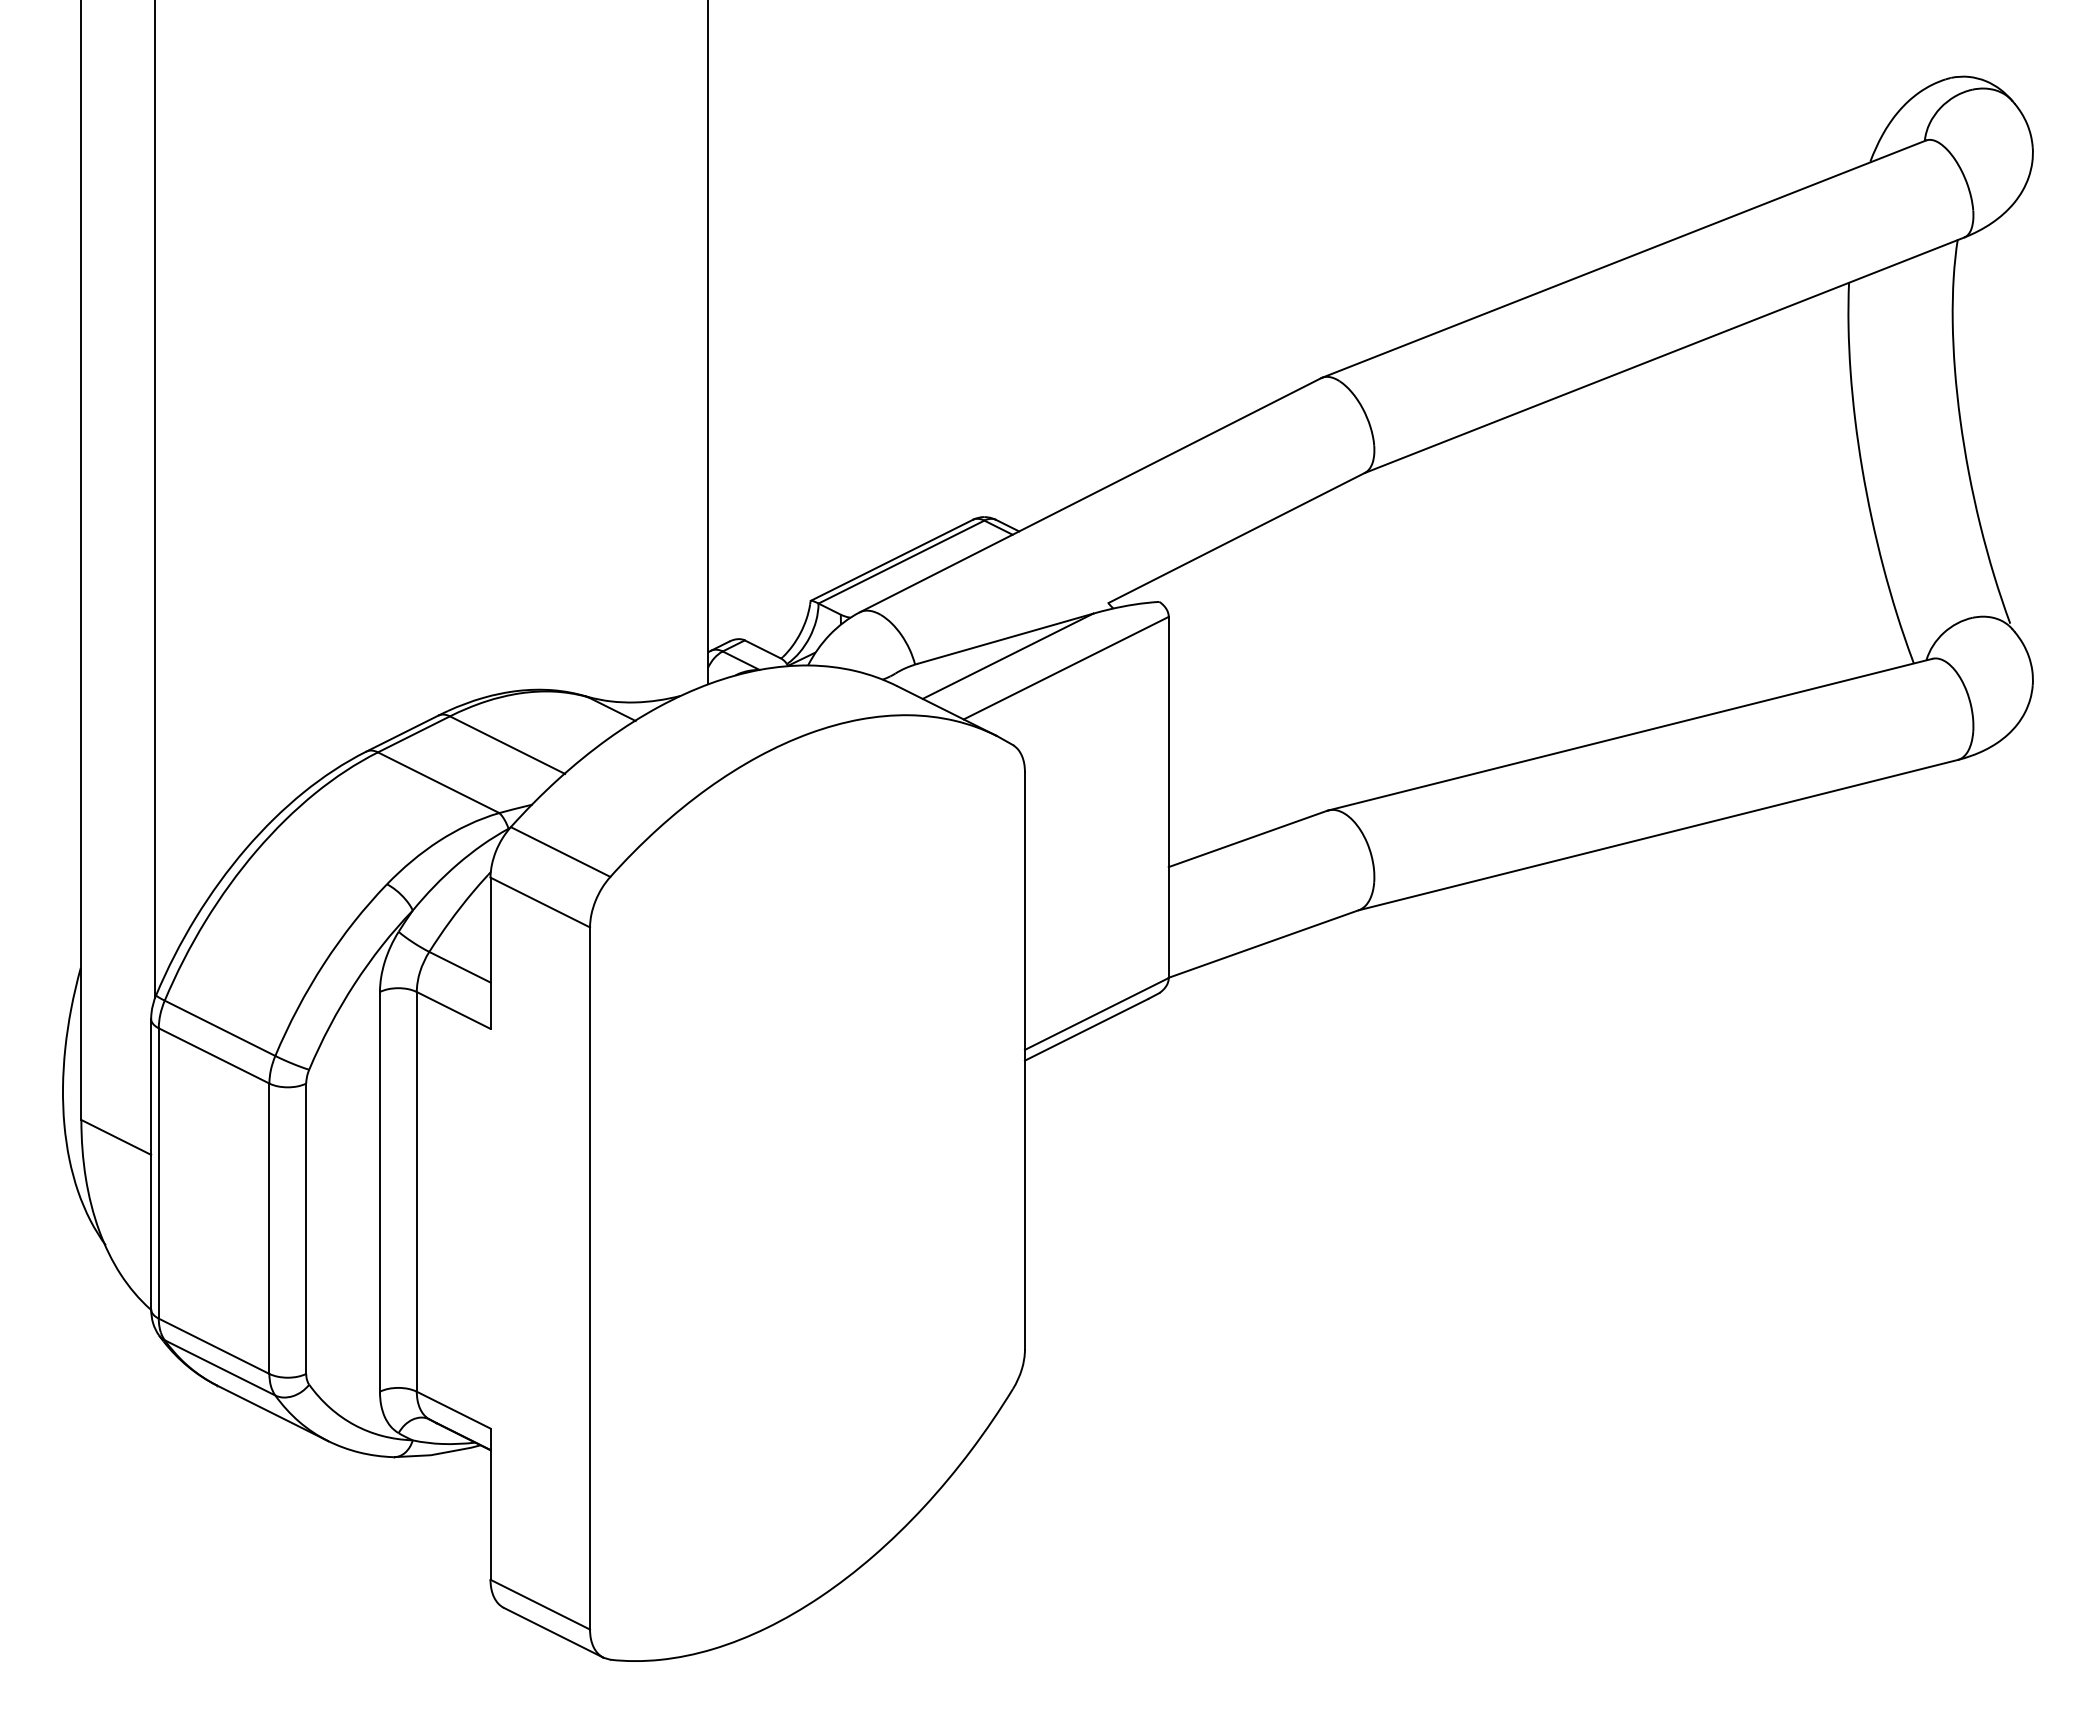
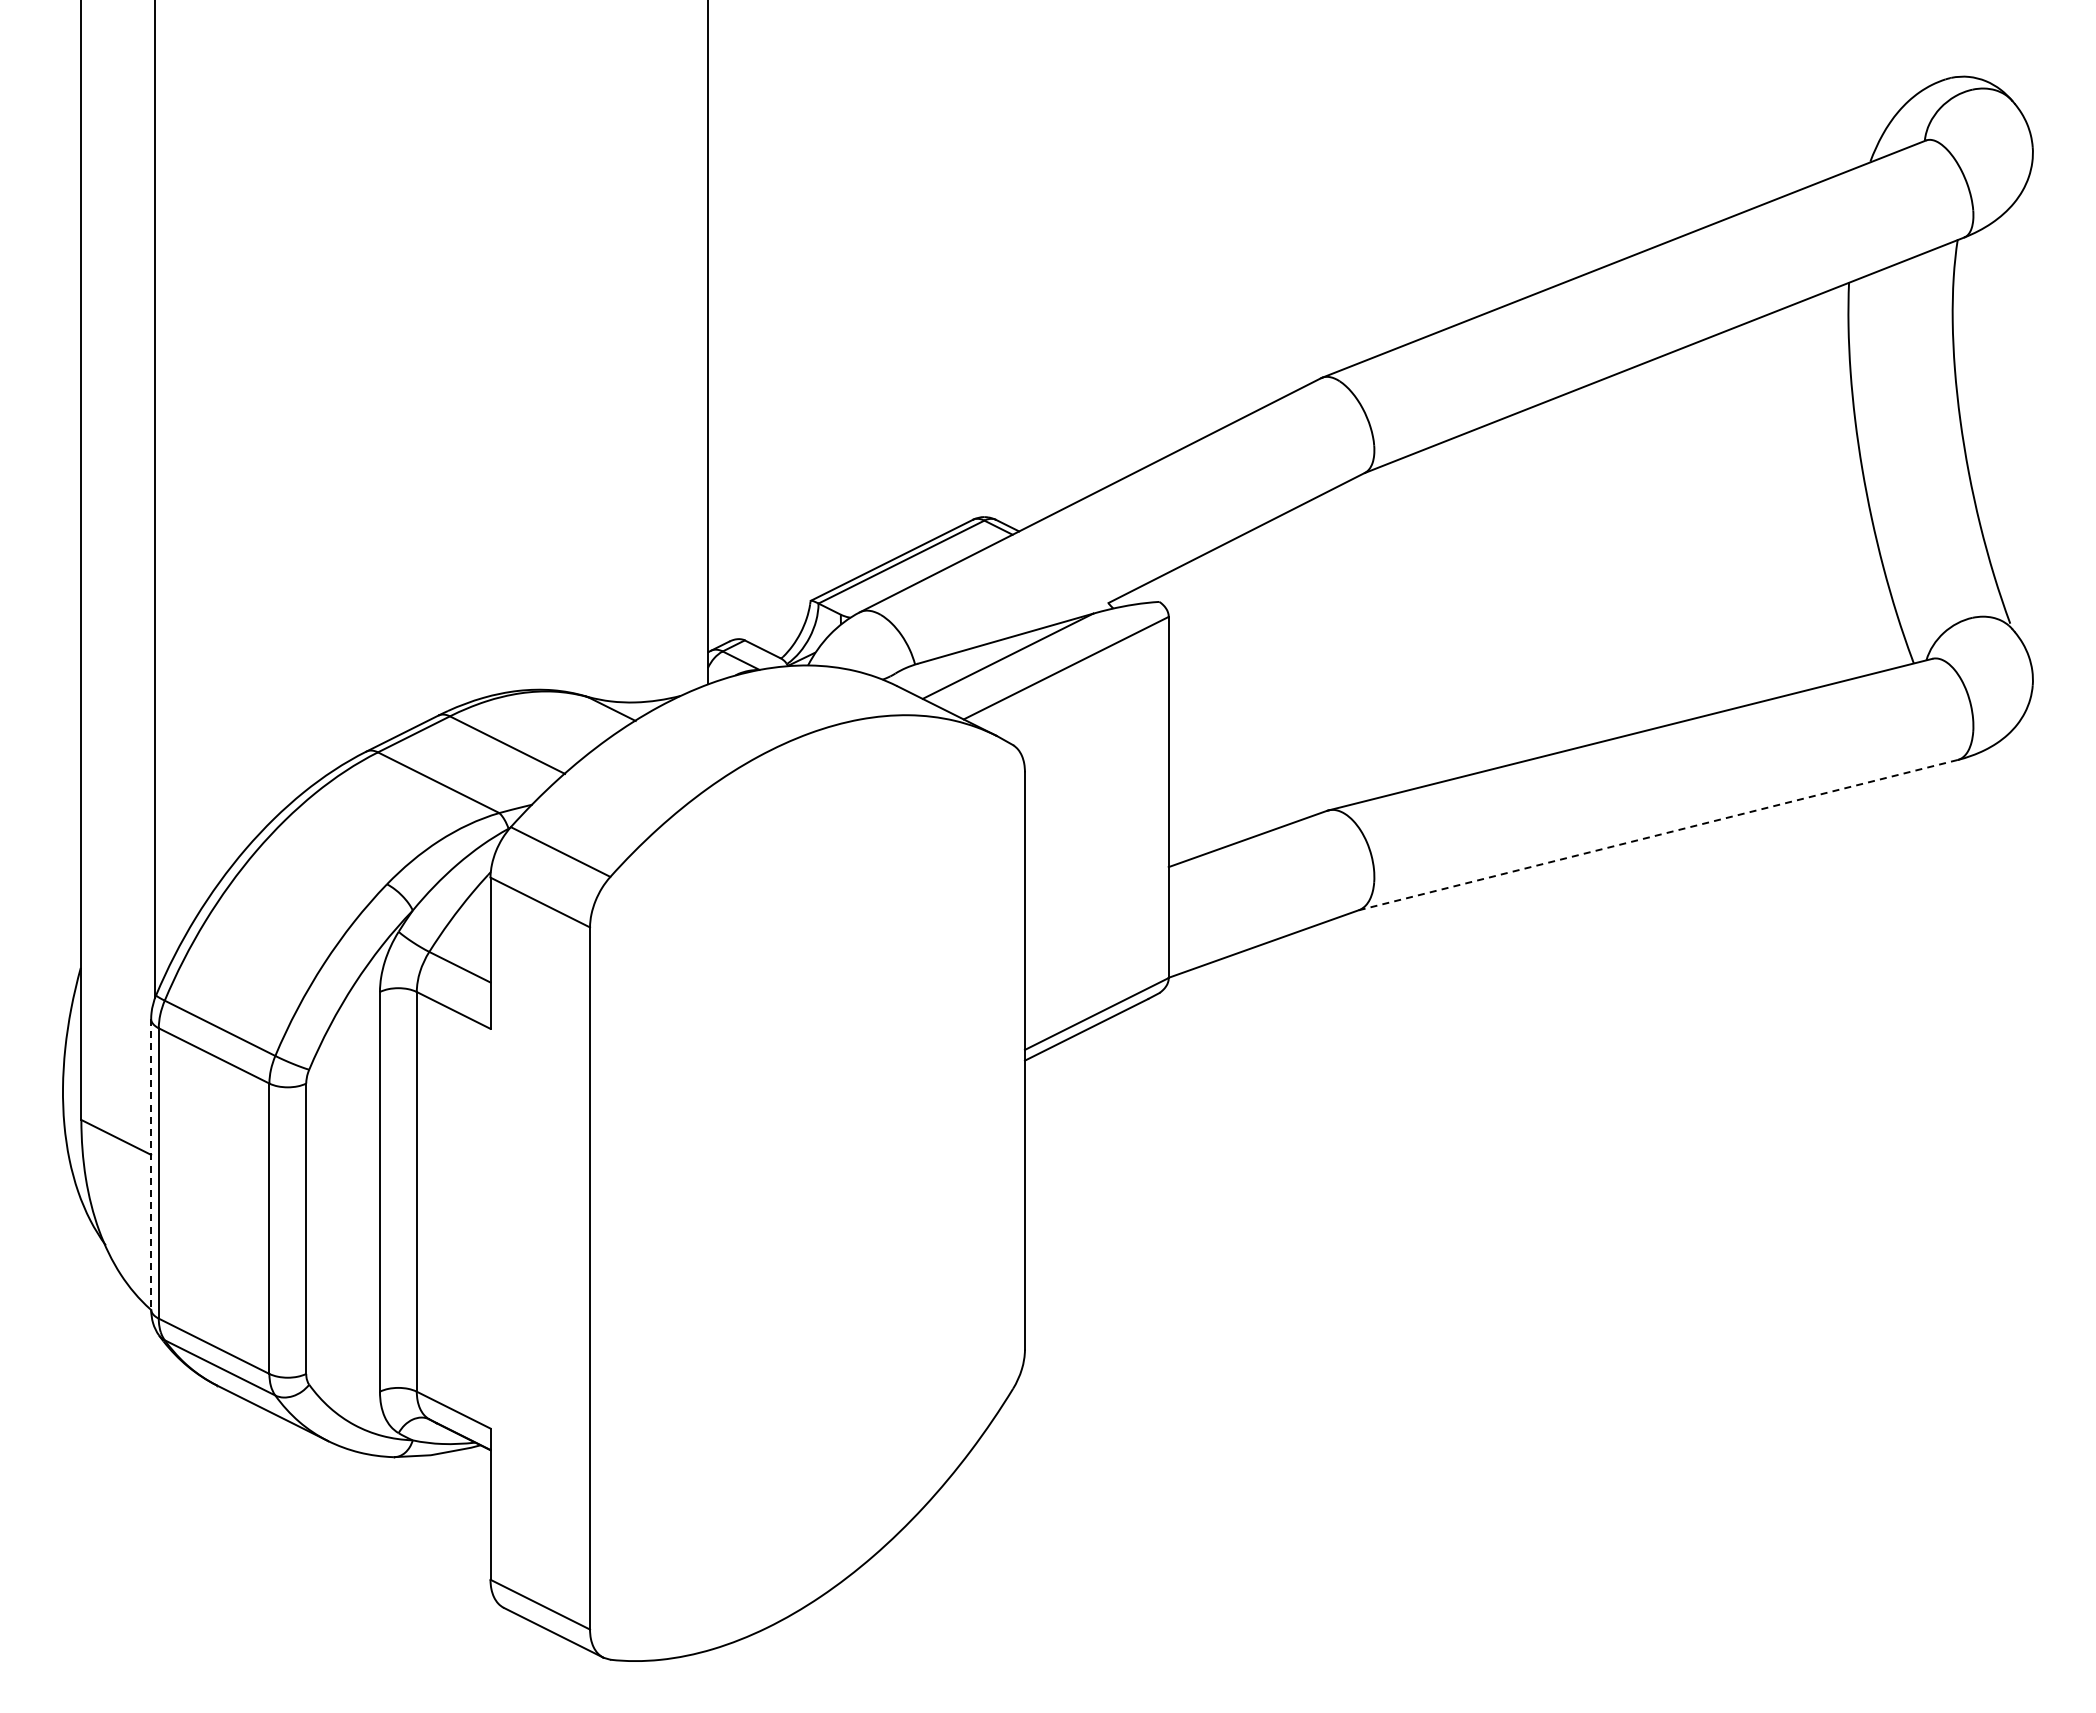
line: solid -> dashed (1658, 835)
line: solid -> dashed (151, 1164)
